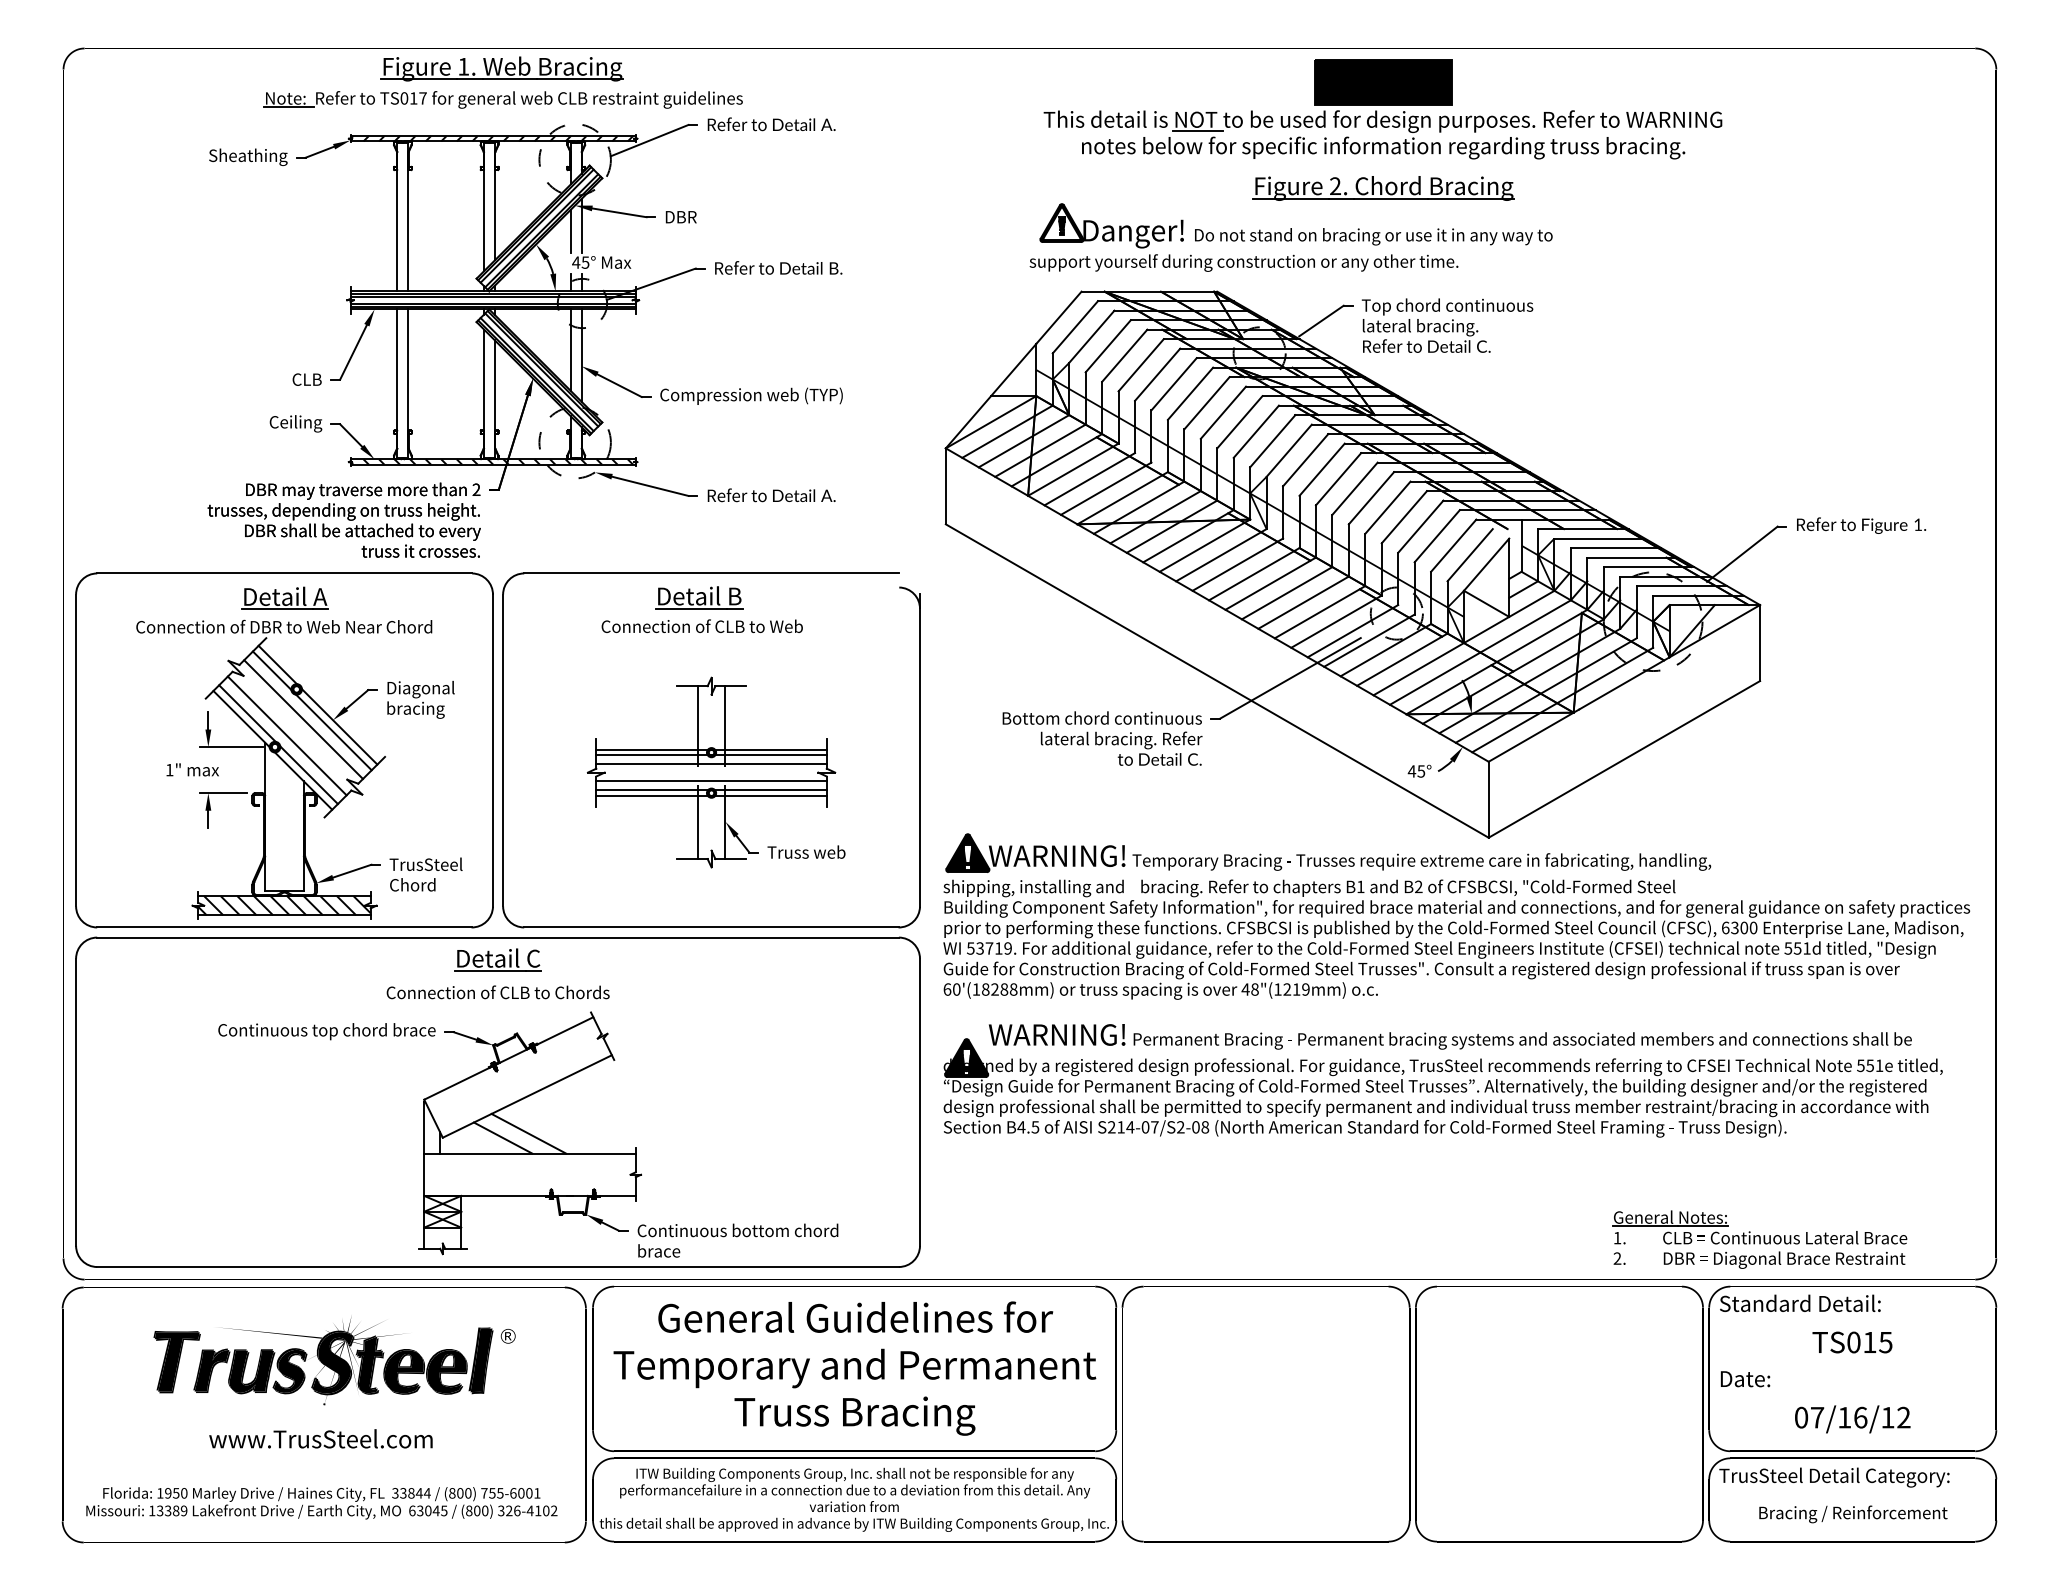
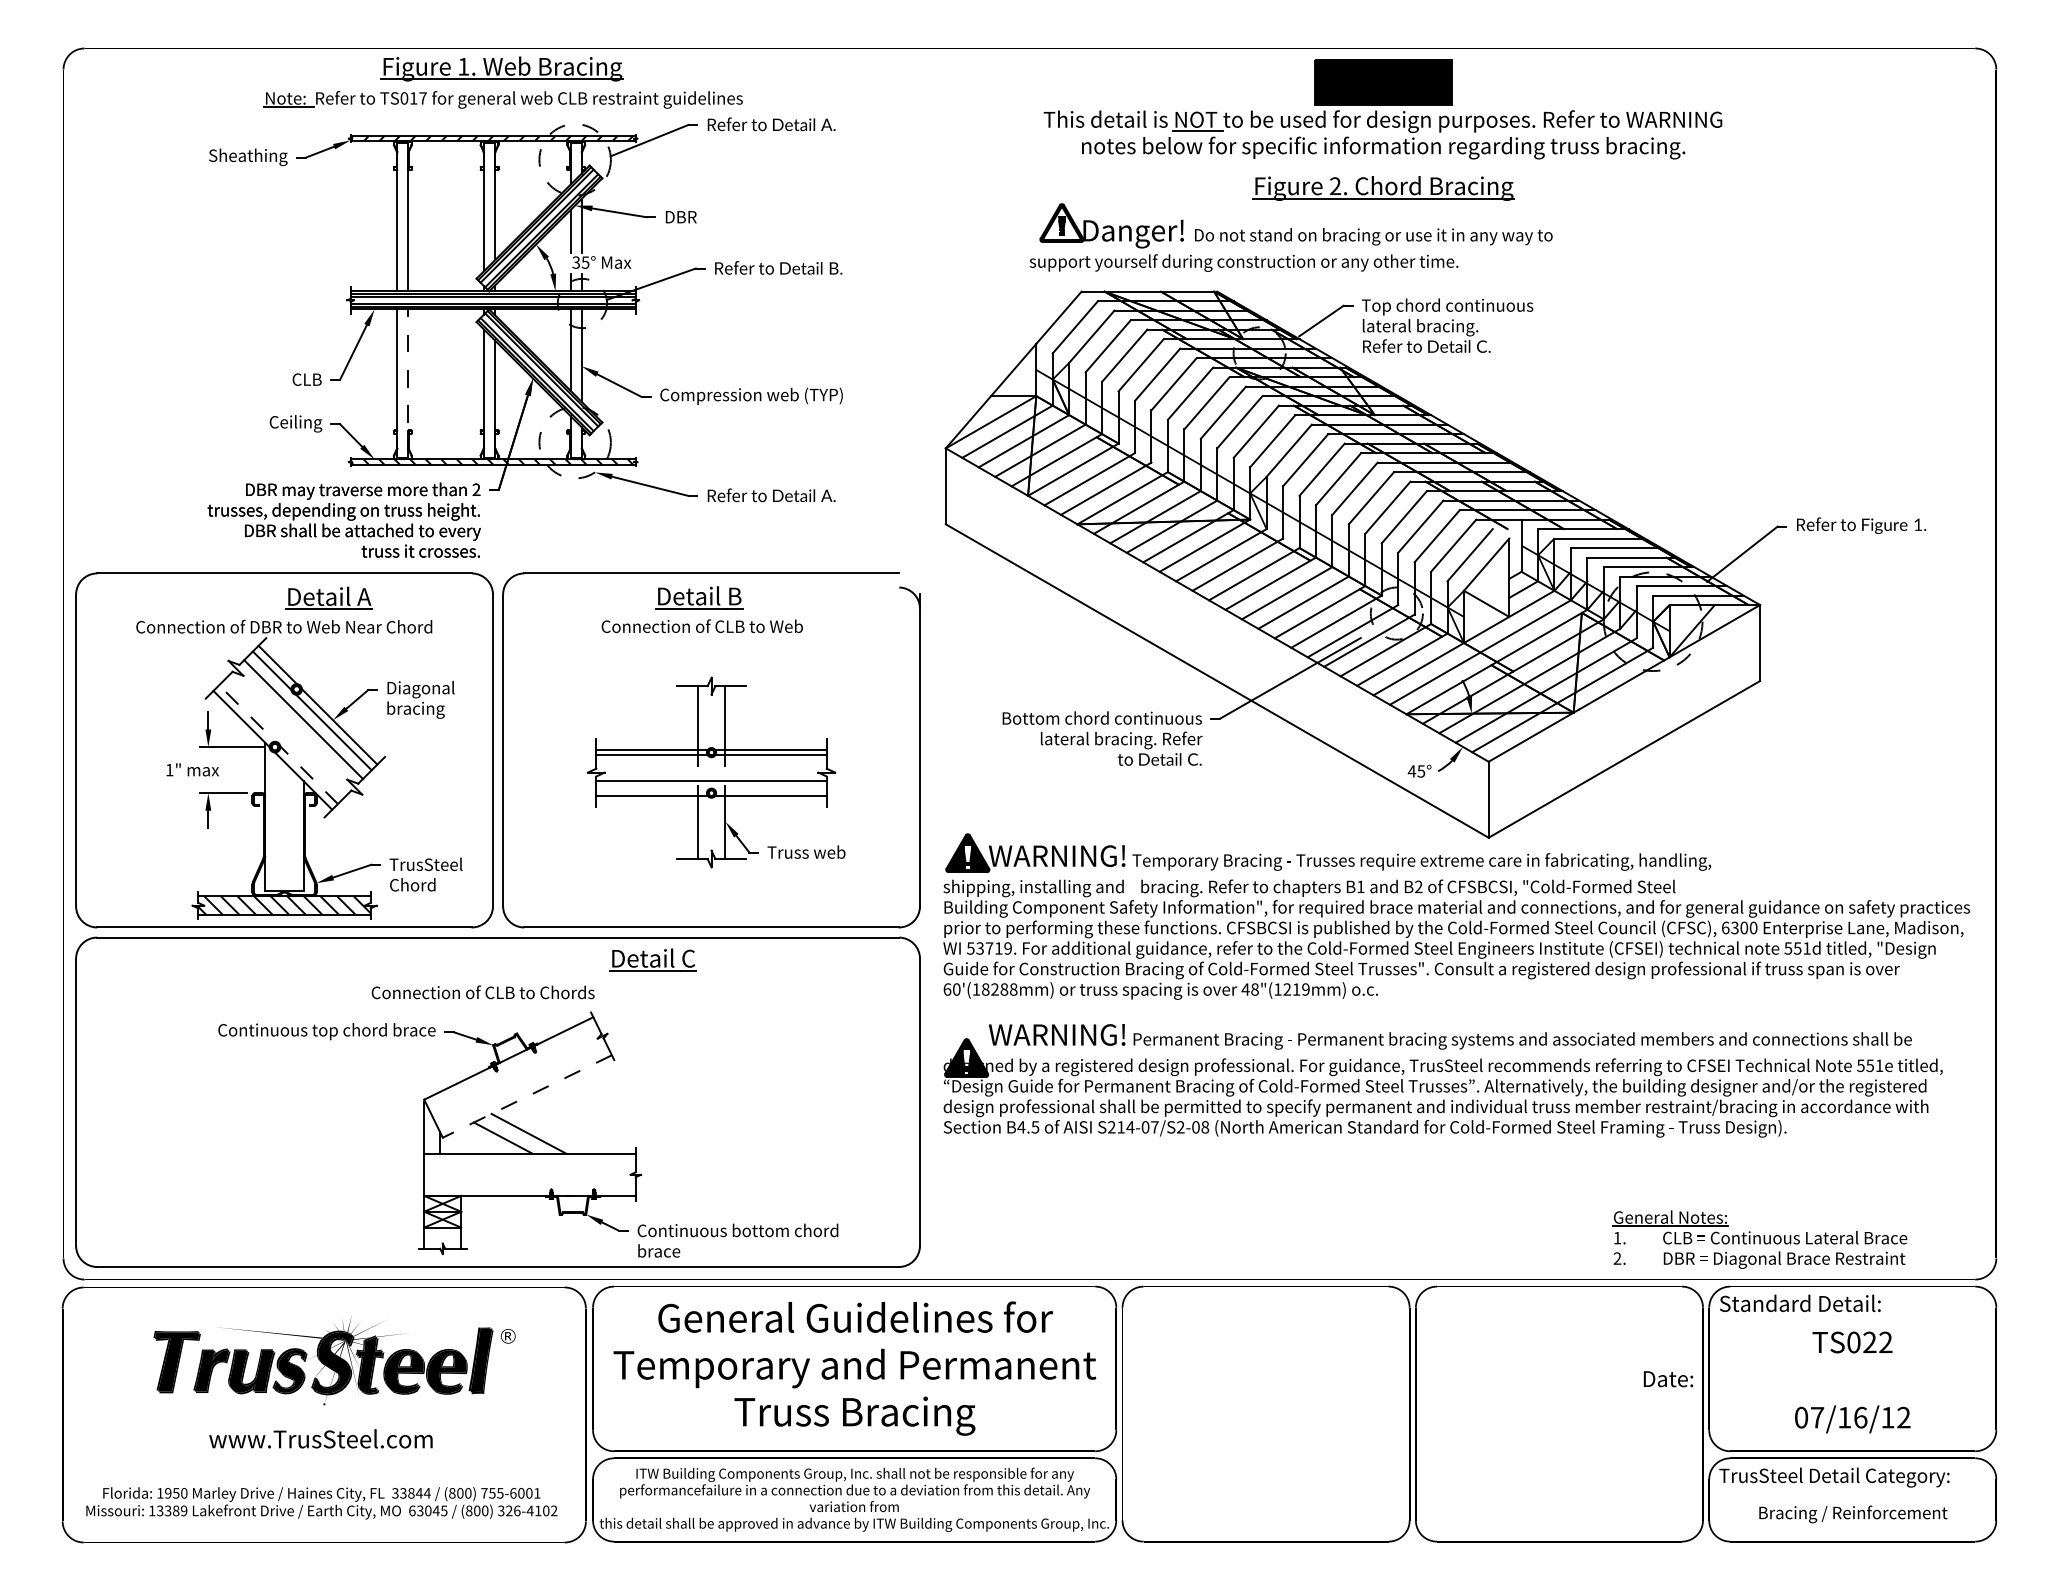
text: 45° -> 35° (576, 262)
line: solid -> dashed (408, 383)
part position: (284, 597) -> (328, 597) (328, 597)
line: present -> none (286, 735)
line: solid -> dashed (278, 744)
line: present -> none (711, 764)
line: present -> none (711, 789)
part position: (497, 959) -> (652, 959) (652, 959)
text position: (497, 992) -> (482, 992) (482, 992)
line: solid -> dashed (526, 1096)
text: TS015 -> TS022 (1877, 1342)
text position: (1745, 1379) -> (1668, 1379) (1668, 1379)
